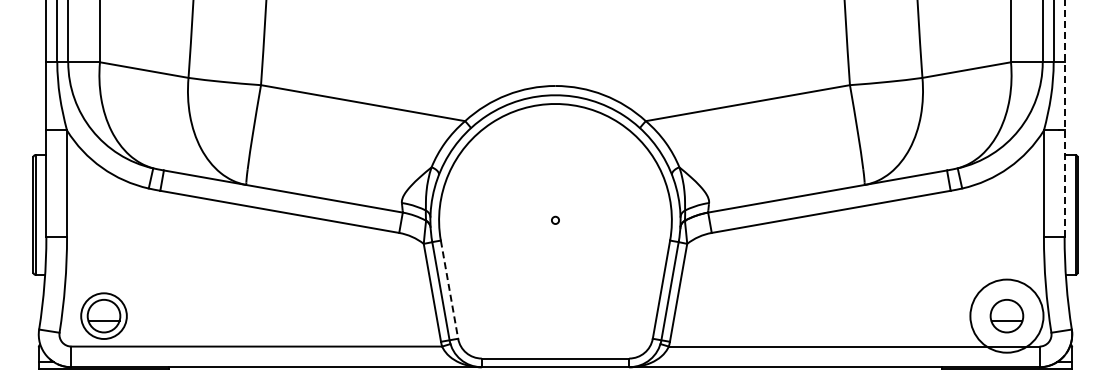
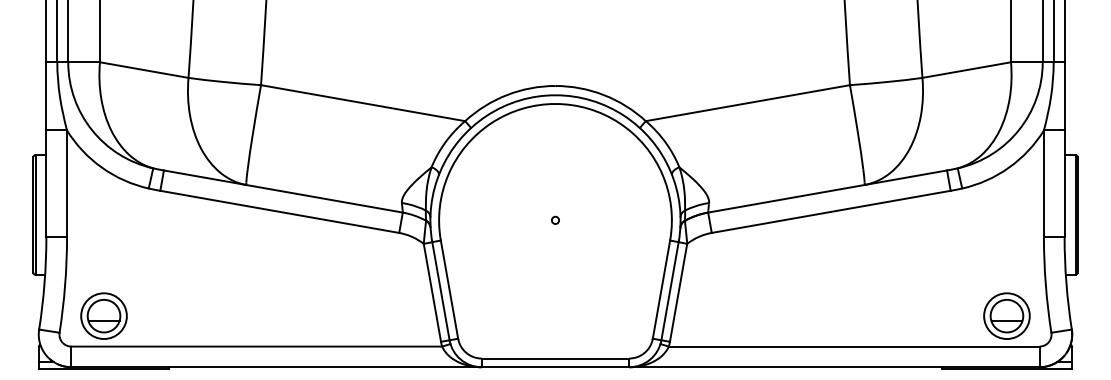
line: dashed -> solid (1064, 118)
line: dashed -> solid (449, 289)
circle diameter: 73 px -> 46 px (1006, 316)
